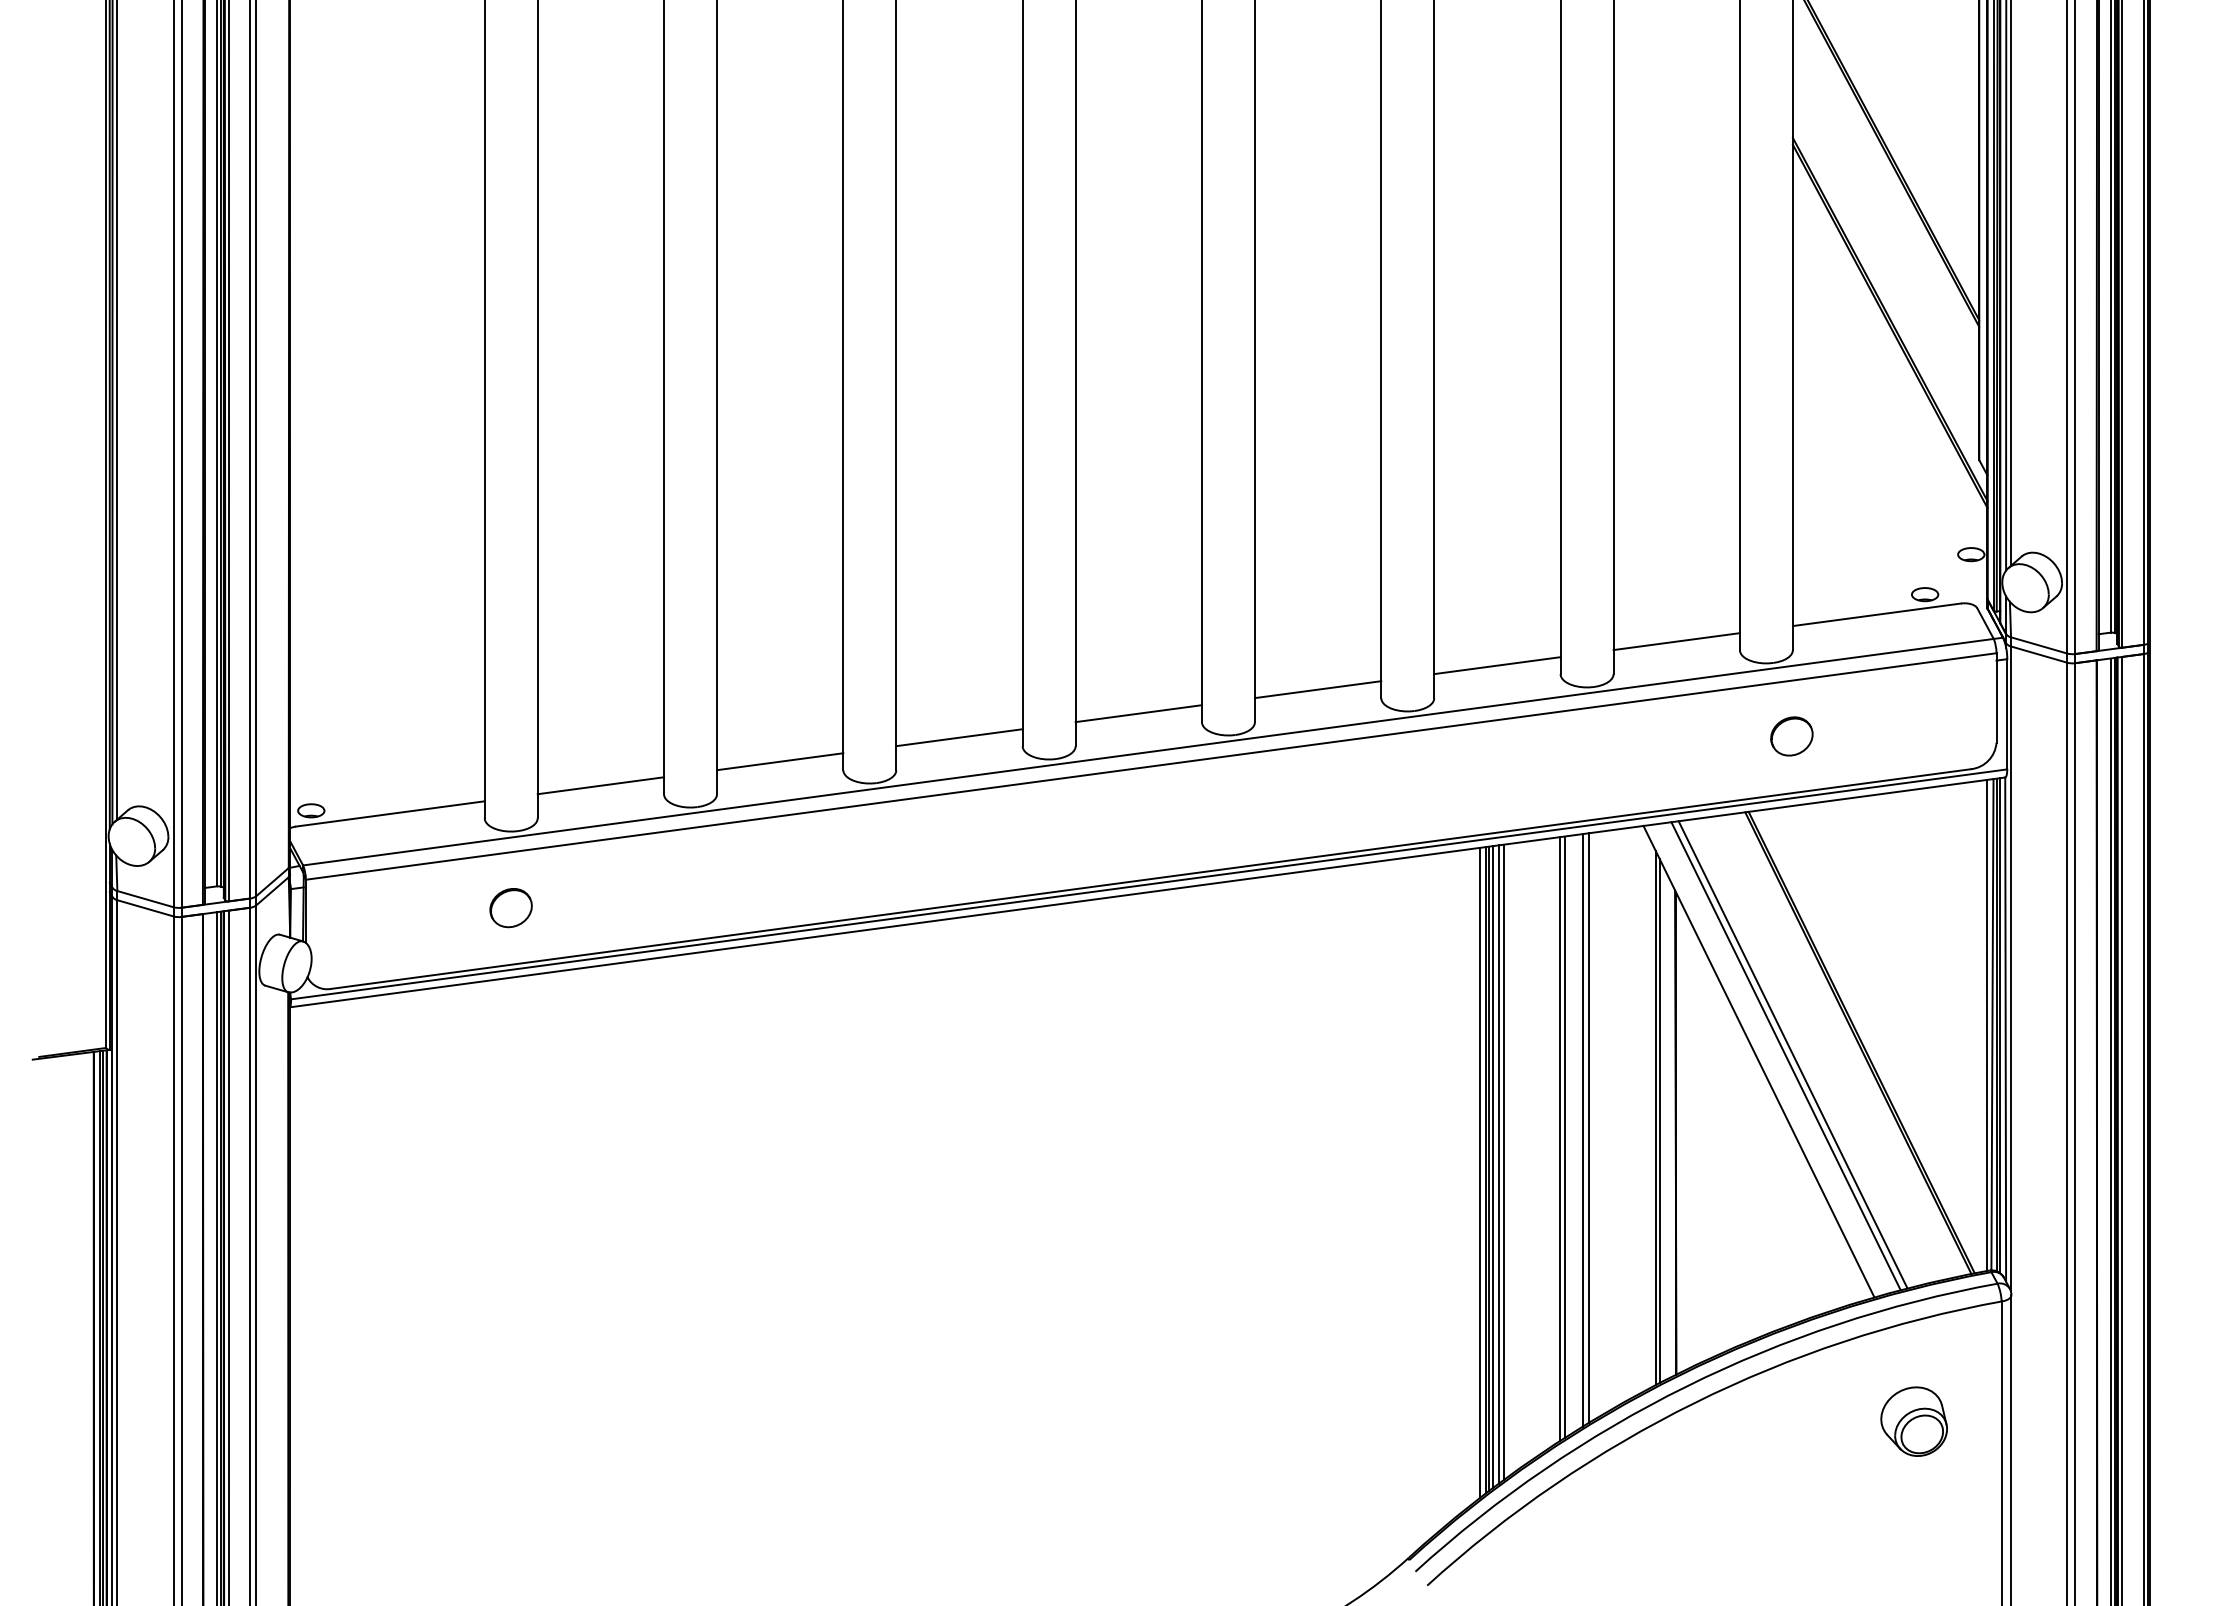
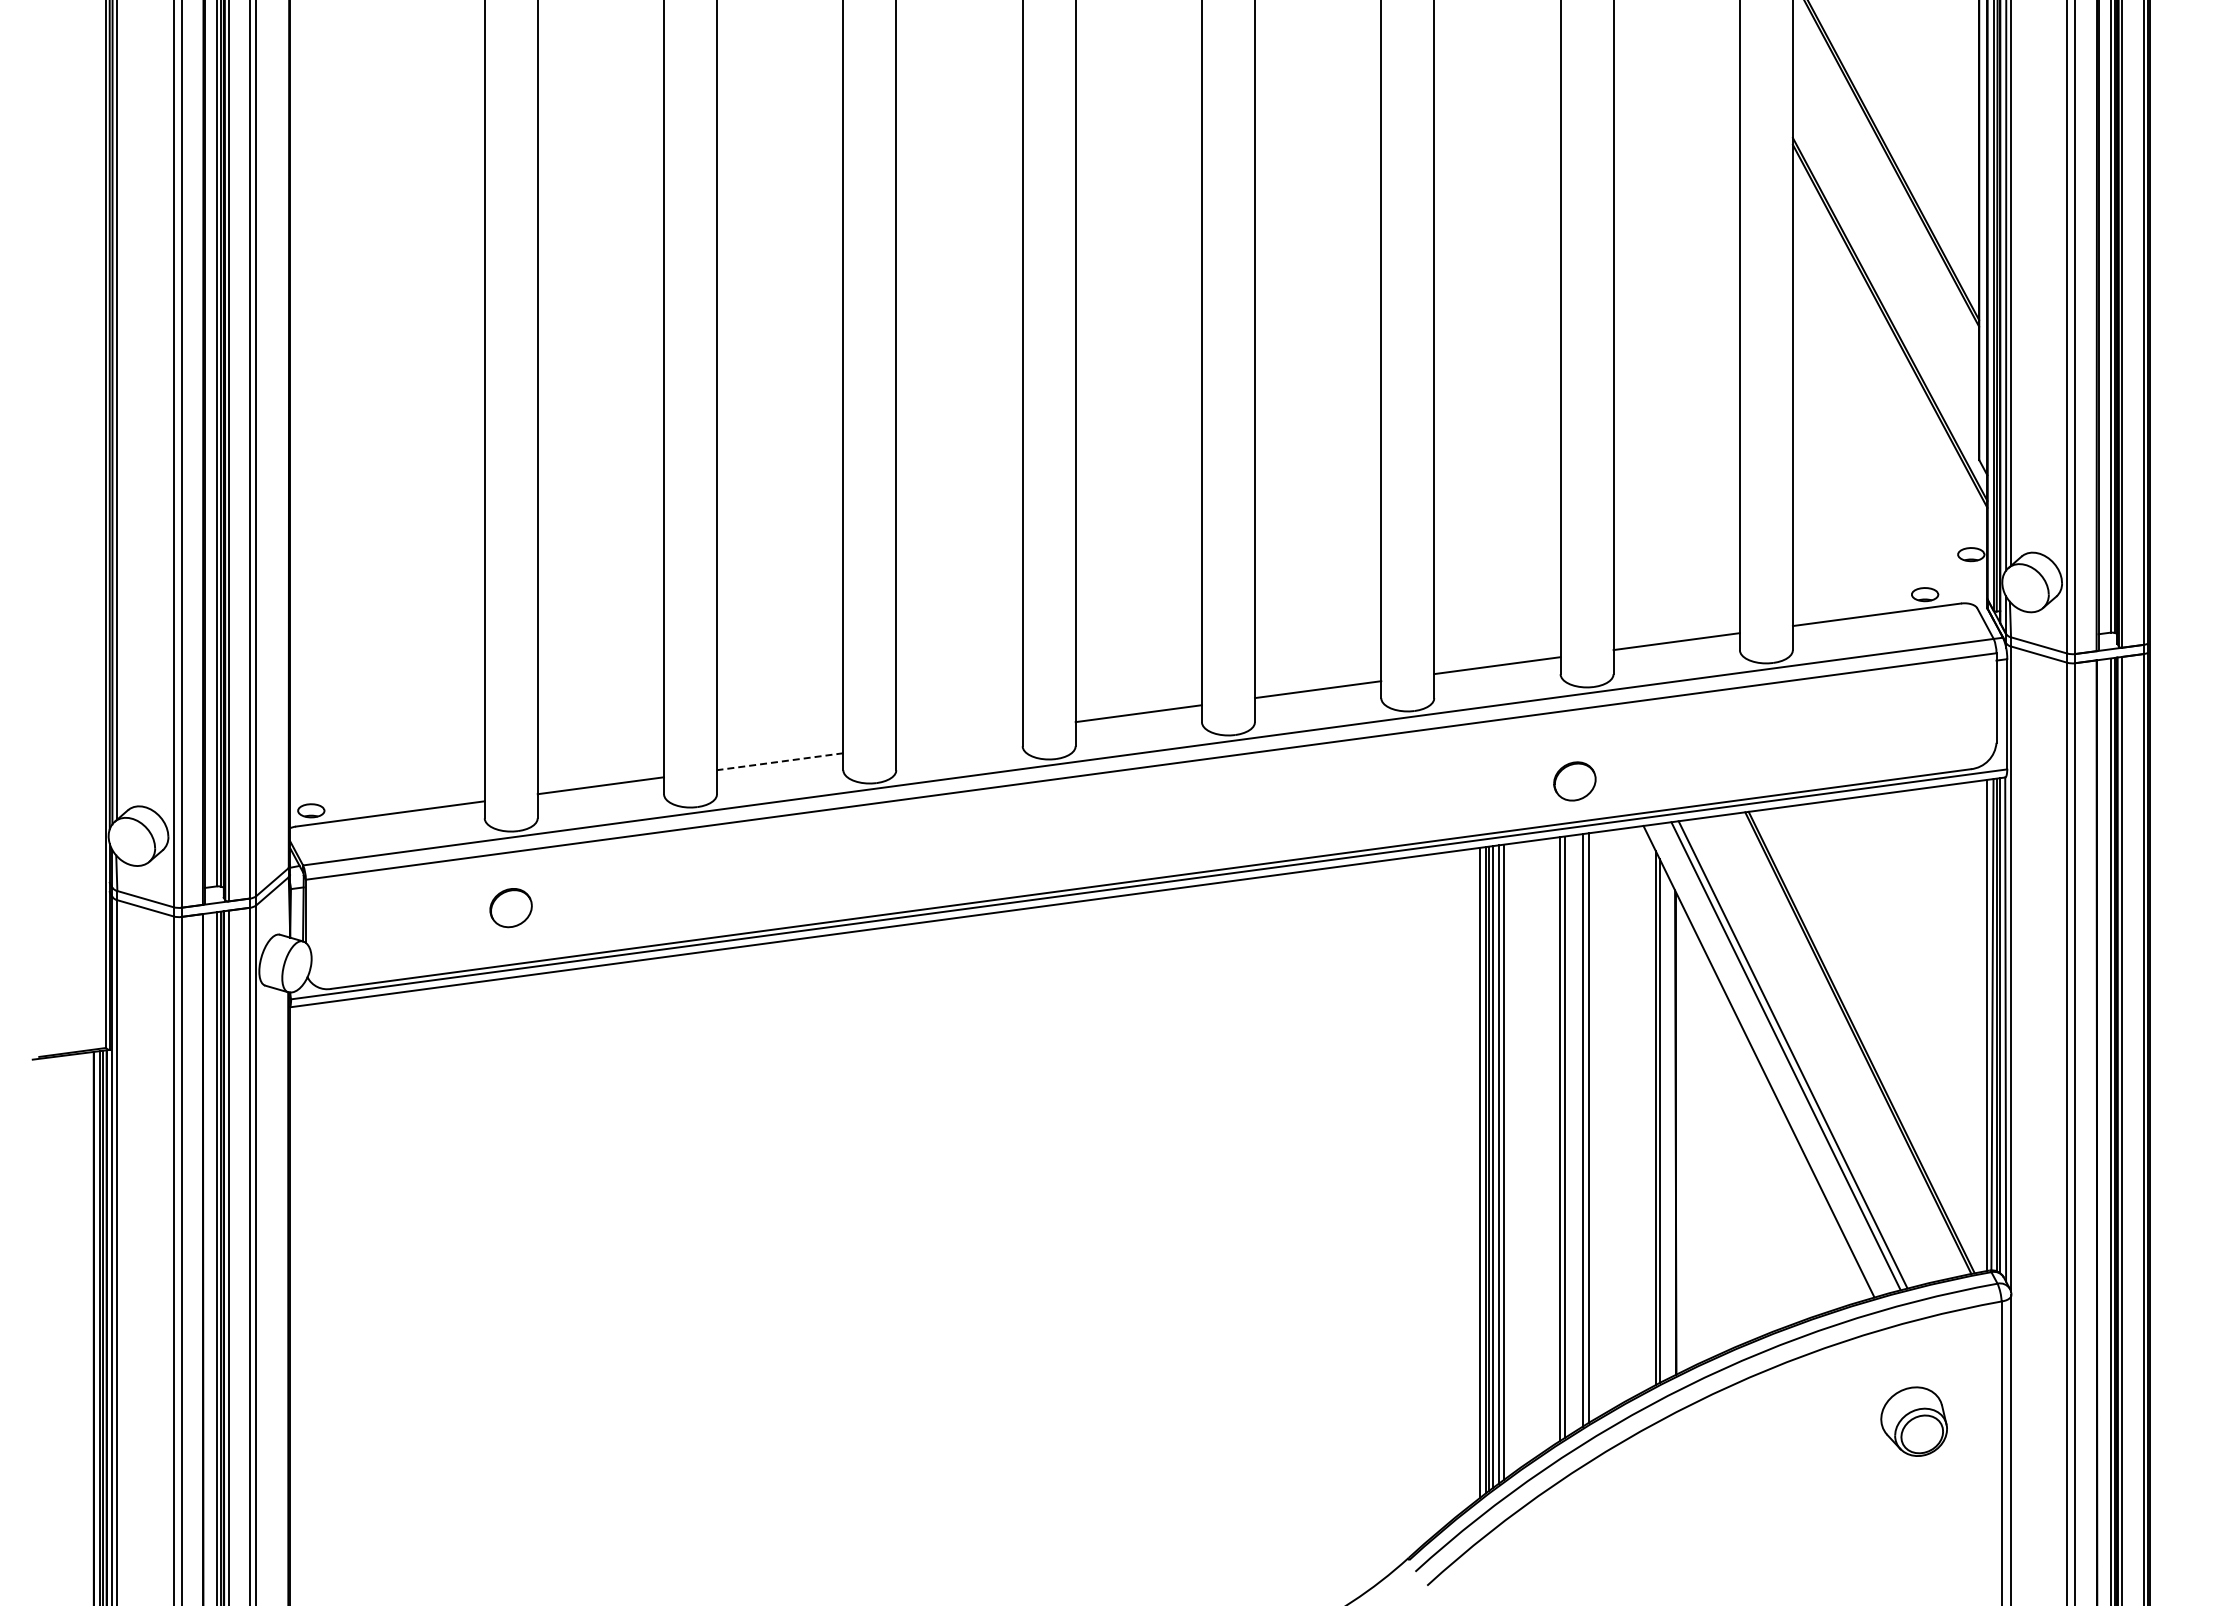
part position: (1791, 736) -> (1574, 781) (1574, 781)
line: present -> none (959, 737)
line: solid -> dashed (780, 761)
